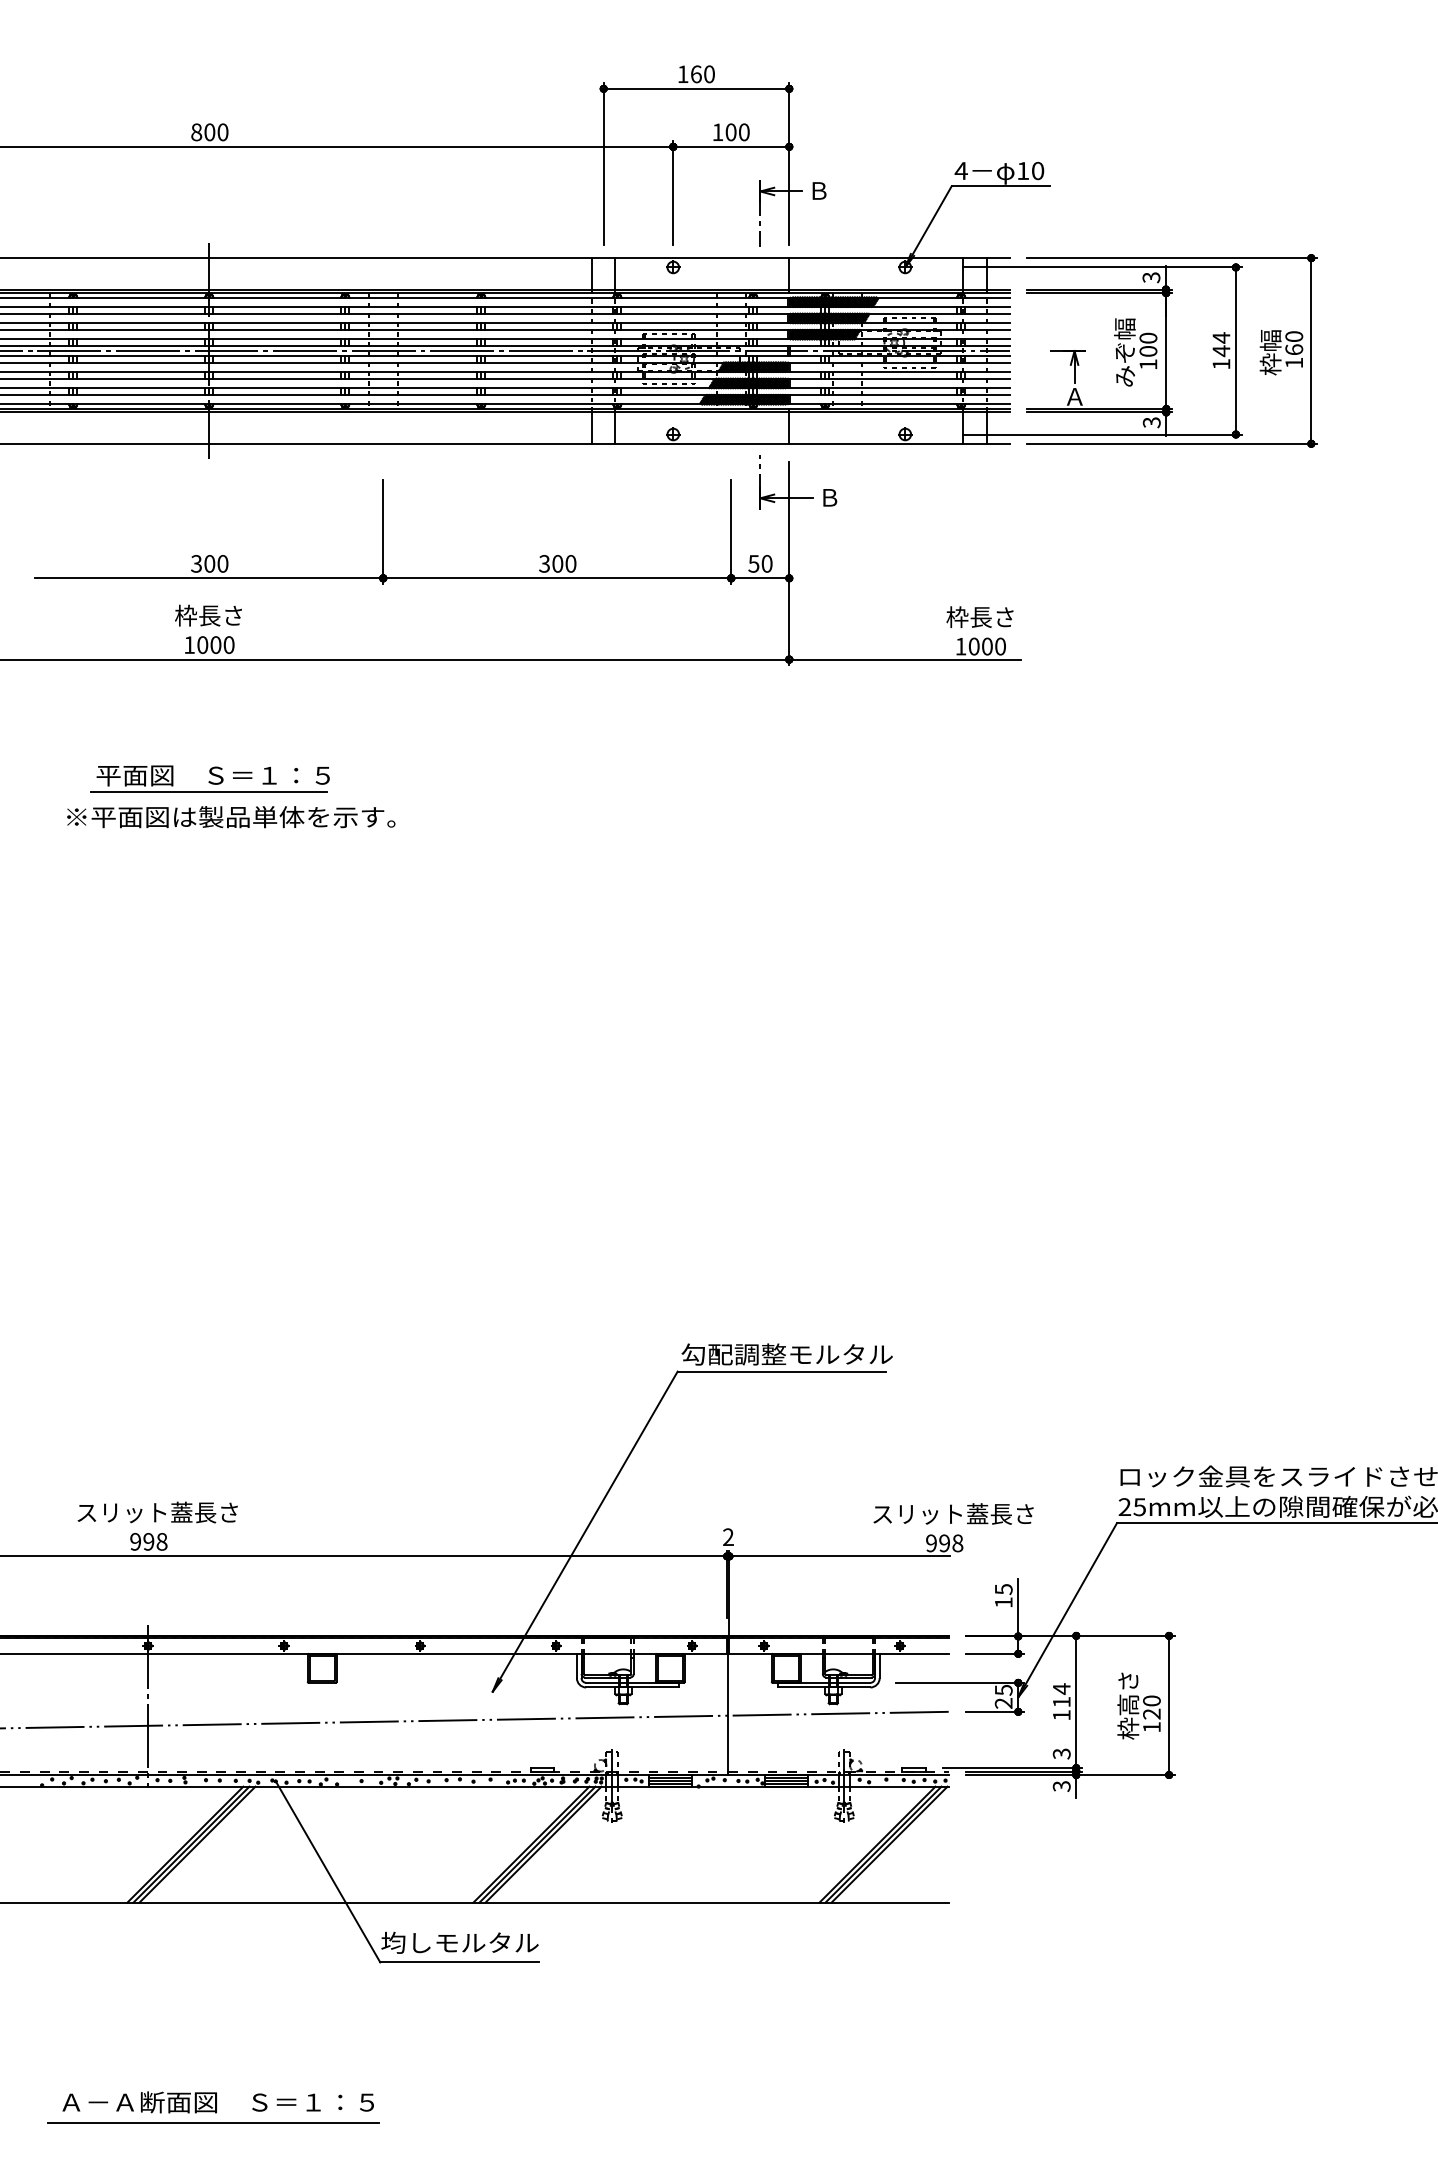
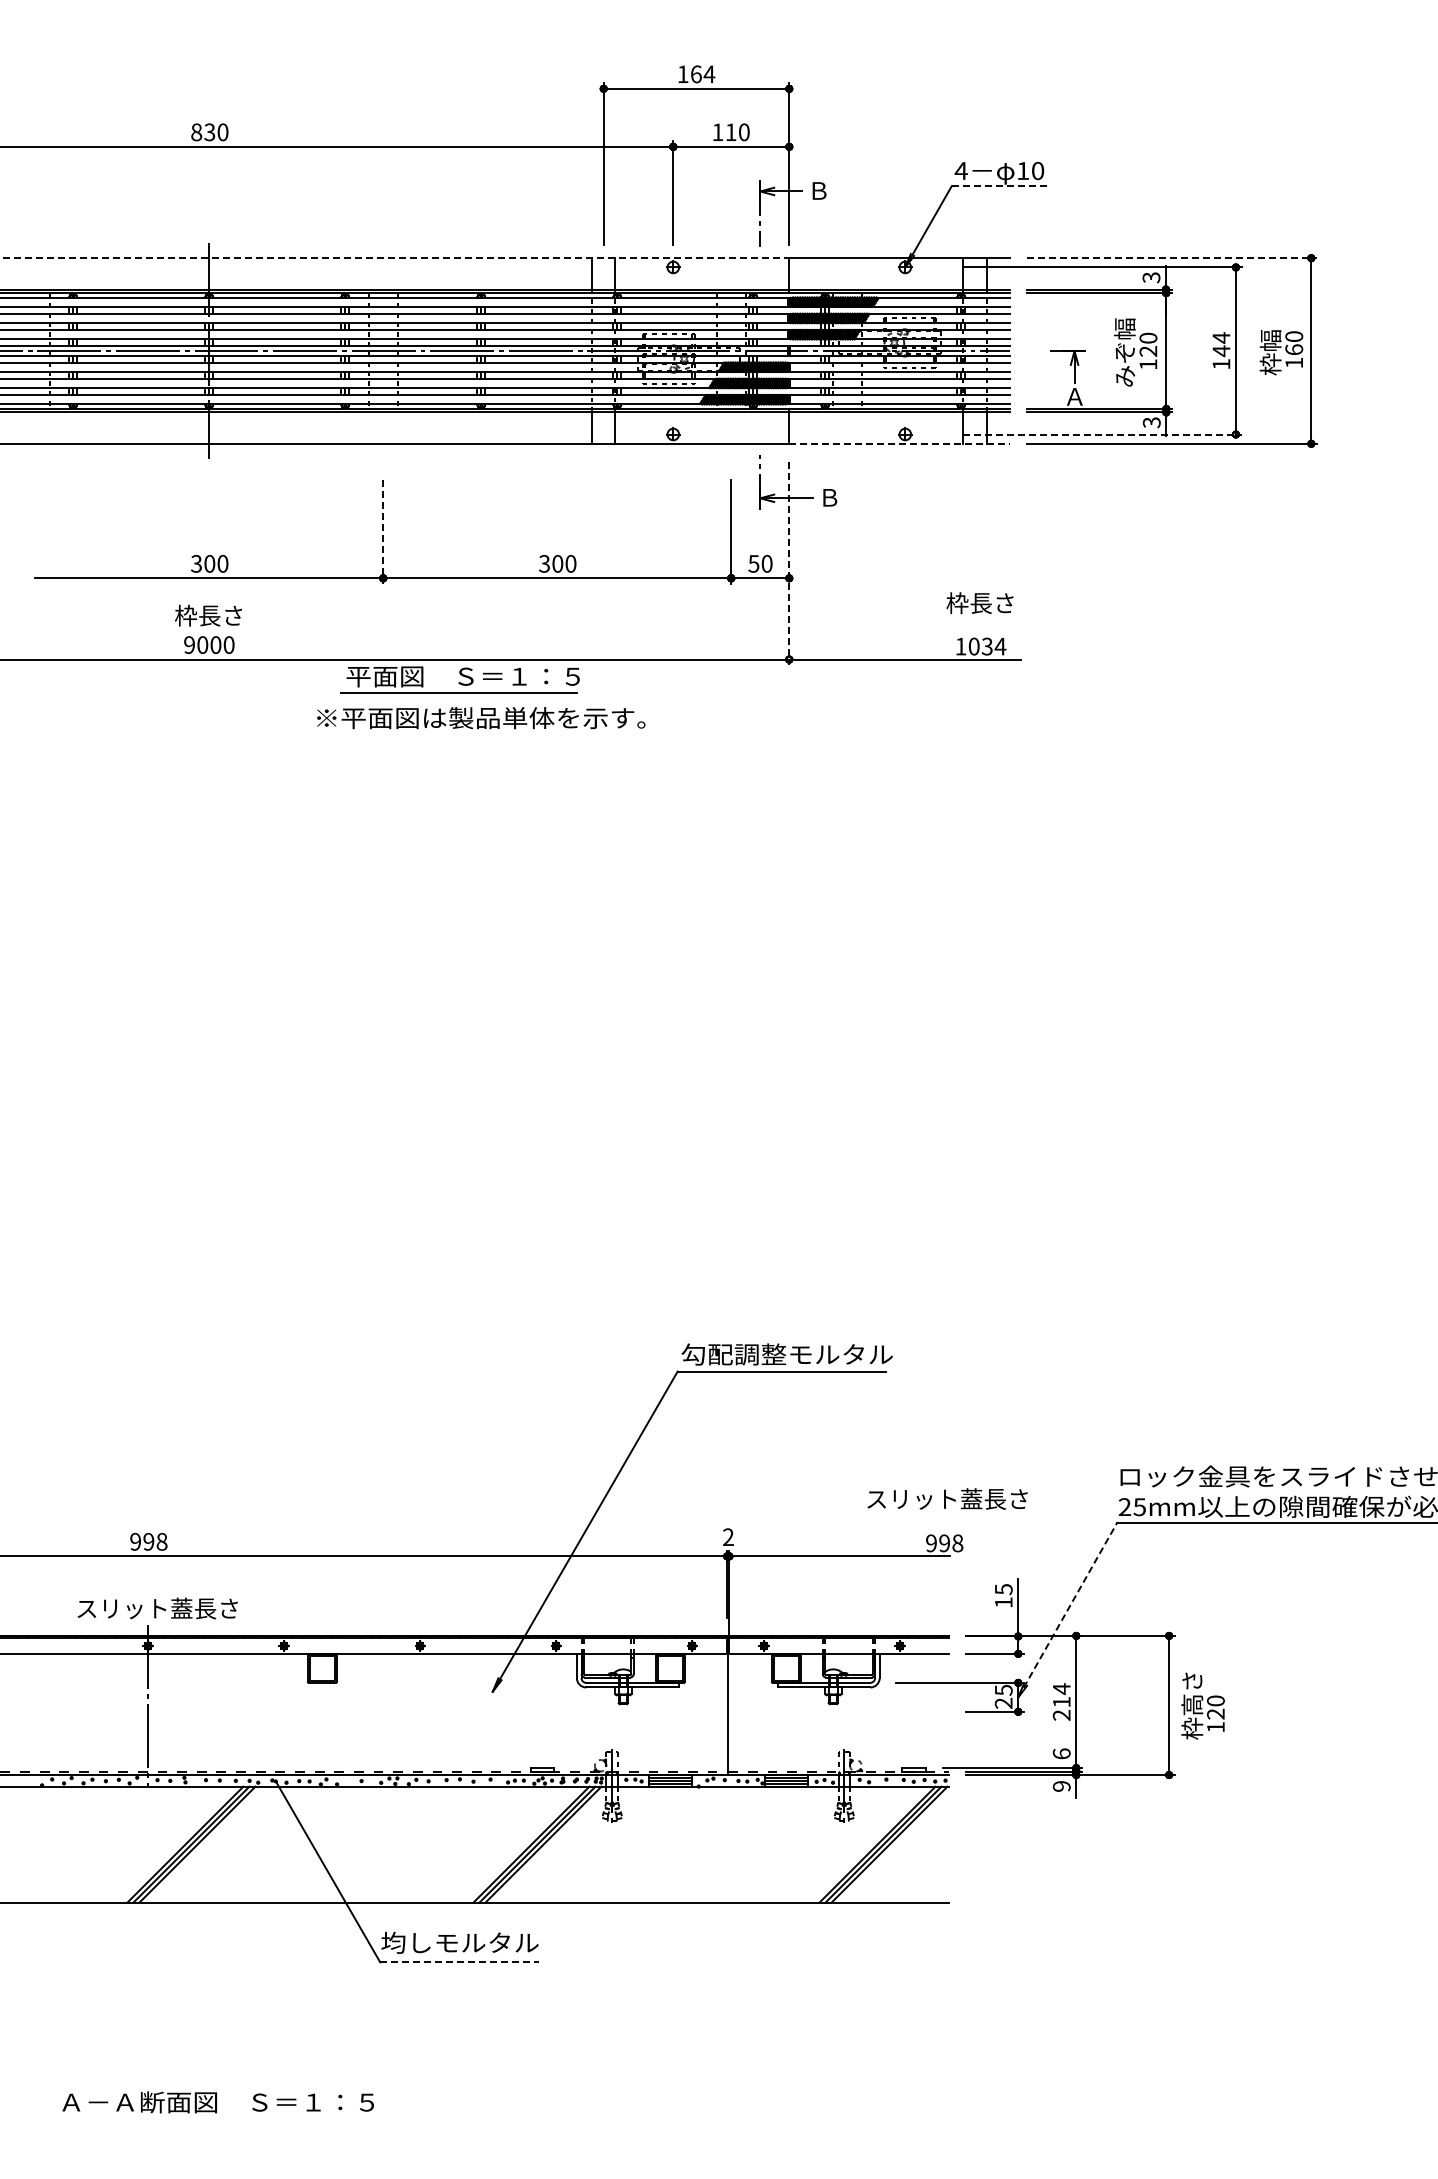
text: 160 -> 164 (709, 74)
text: 800 -> 830 (209, 132)
text: 100 -> 110 (730, 132)
line: solid -> dashed (1001, 186)
line: solid -> dashed (395, 258)
line: solid -> dashed (1172, 258)
text: 100 -> 120 (1148, 351)
line: solid -> dashed (1103, 434)
line: solid -> dashed (900, 443)
line: solid -> dashed (383, 532)
line: solid -> dashed (789, 563)
text position: (979, 616) -> (979, 602) (979, 602)
text: 1000 -> 9000 (189, 645)
text: 1000 -> 1034 (993, 646)
part position: (231, 796) -> (481, 697) (481, 697)
text position: (157, 1512) -> (157, 1608) (157, 1608)
text position: (953, 1513) -> (947, 1498) (947, 1498)
line: solid -> dashed (1067, 1609)
text position: (1138, 1705) -> (1202, 1705) (1202, 1705)
text: 114 -> 214 (1061, 1715)
line: present -> none (475, 1719)
text: 3 -> 6 (1061, 1753)
text: 3 -> 9 (1061, 1786)
line: solid -> dashed (460, 1962)
line: present -> none (212, 2123)
